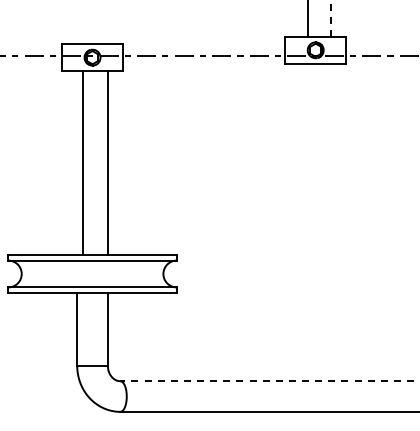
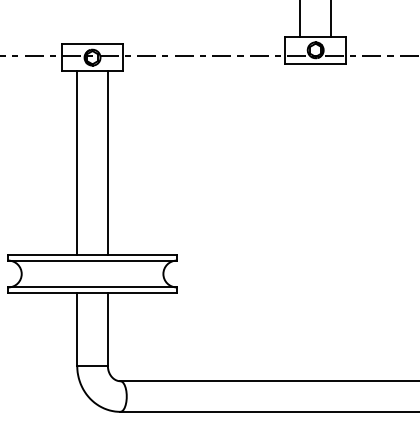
line: dashed -> solid (331, 18)
line position: (308, 19) -> (300, 19) (300, 19)
line position: (83, 162) -> (77, 162) (77, 162)
line: dashed -> solid (269, 381)
